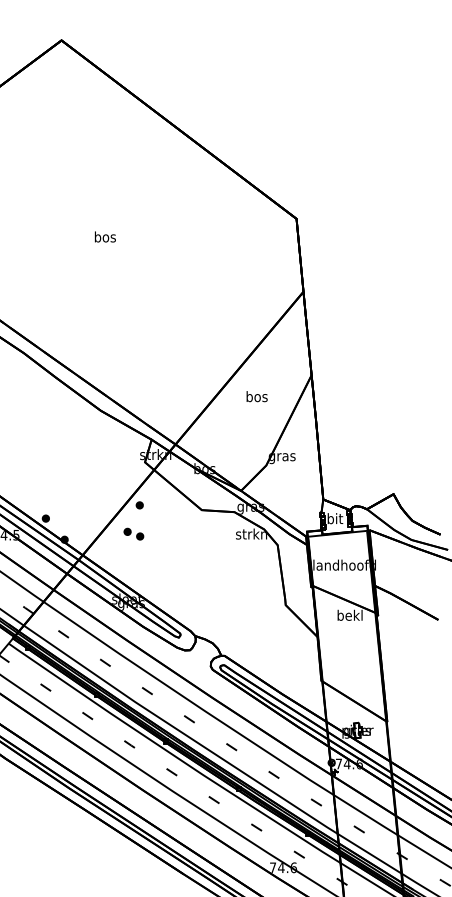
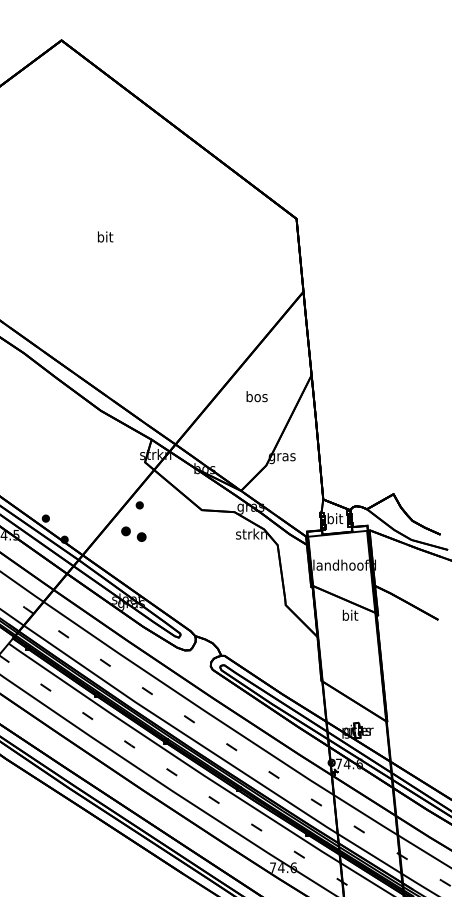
text: bos -> bit (104, 236)
part size: 22x14 px -> 26x16 px (133, 533)
text: bekl -> bit (349, 614)
